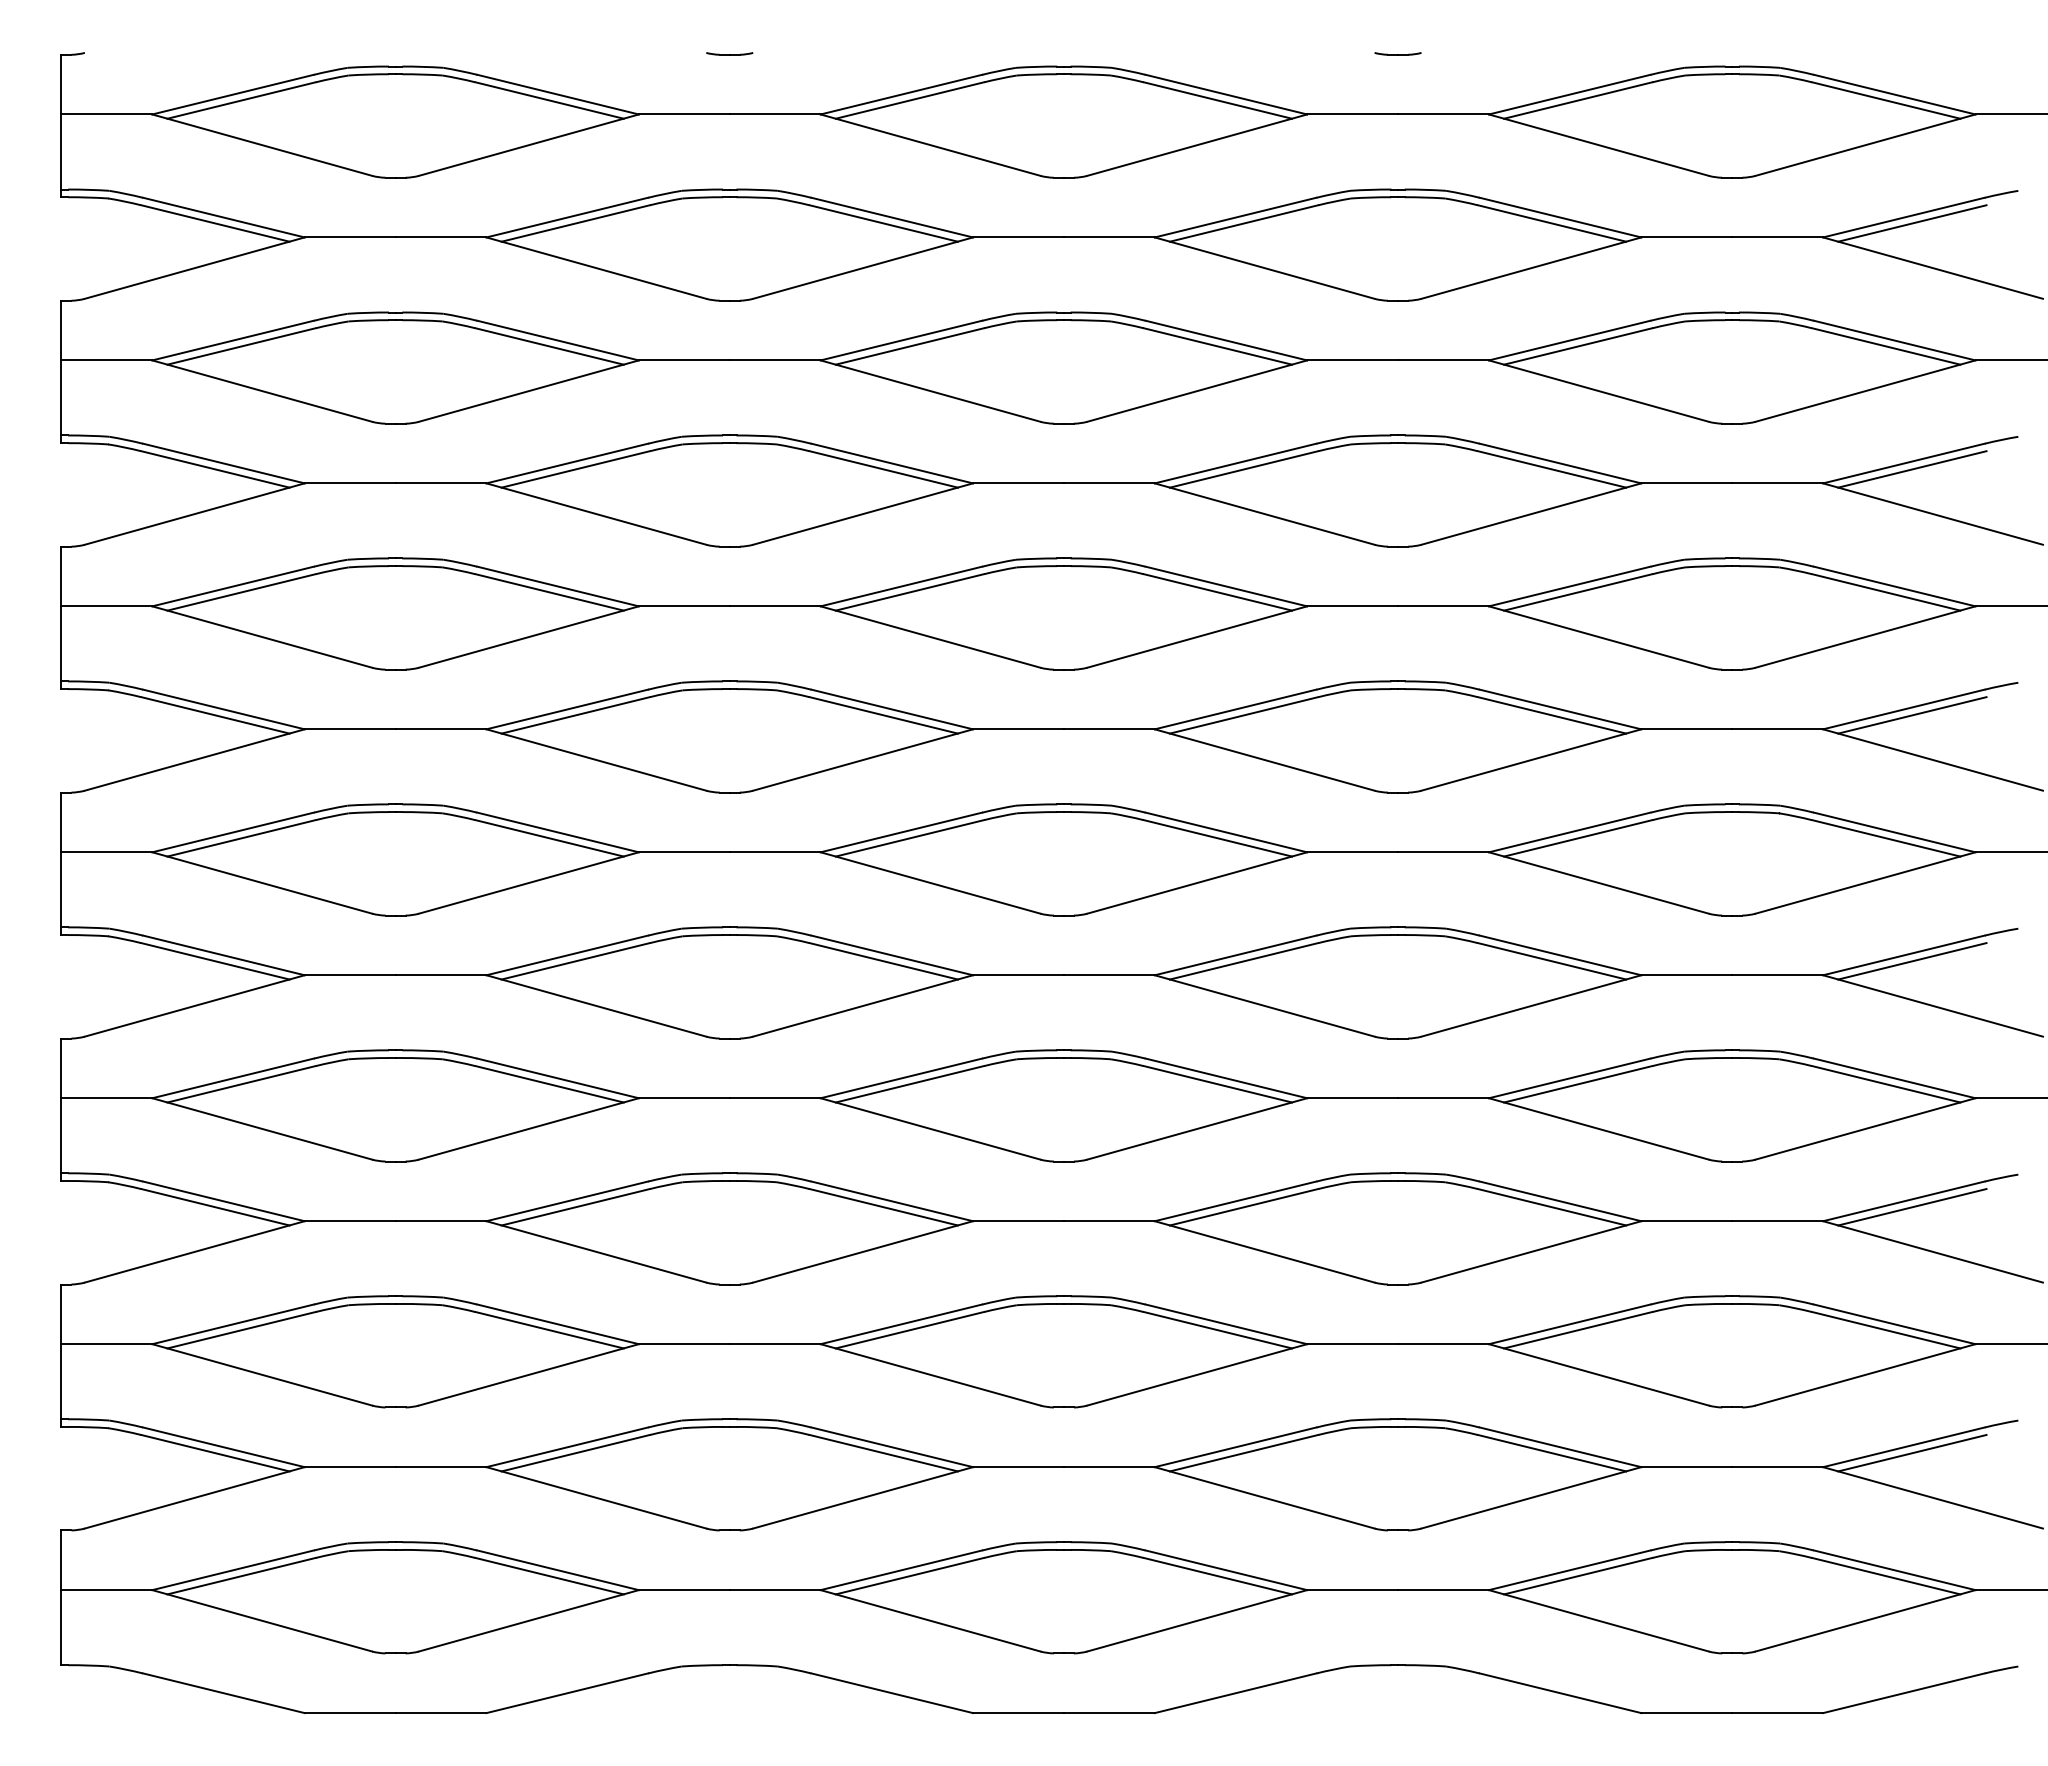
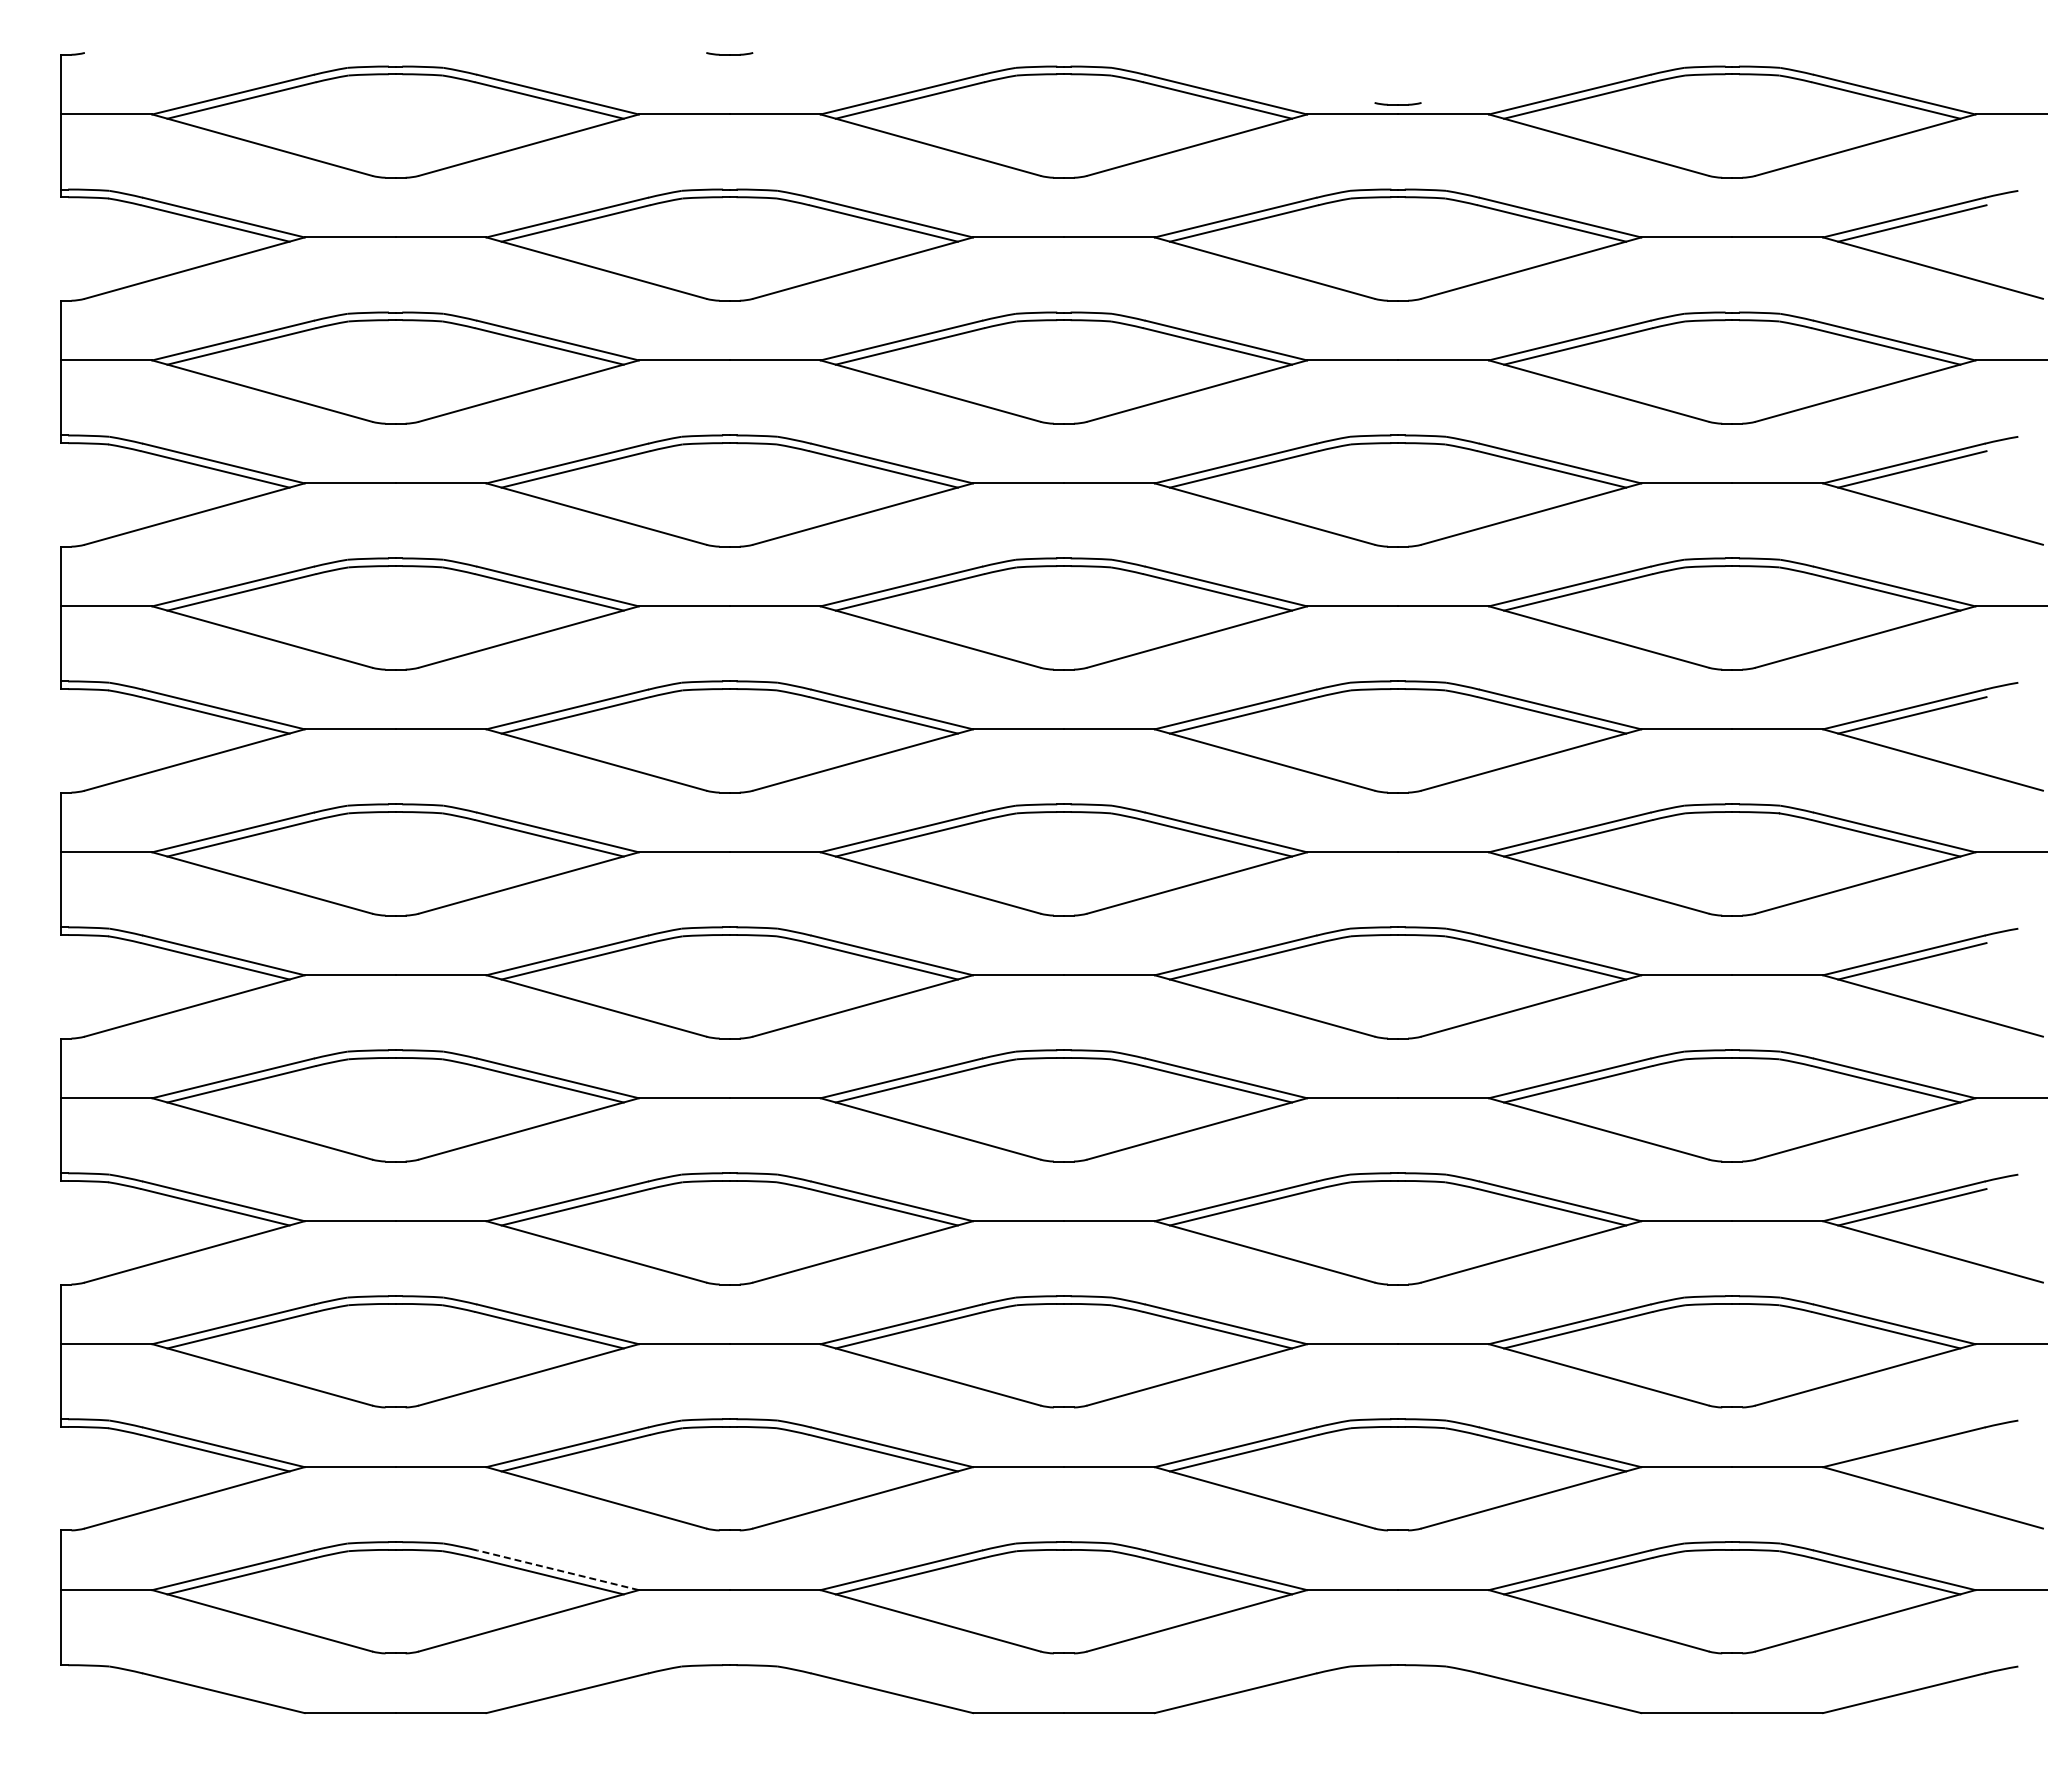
line position: (1397, 54) -> (1397, 104) (1397, 104)
line: present -> none (1912, 1452)
line: solid -> dashed (557, 1570)
